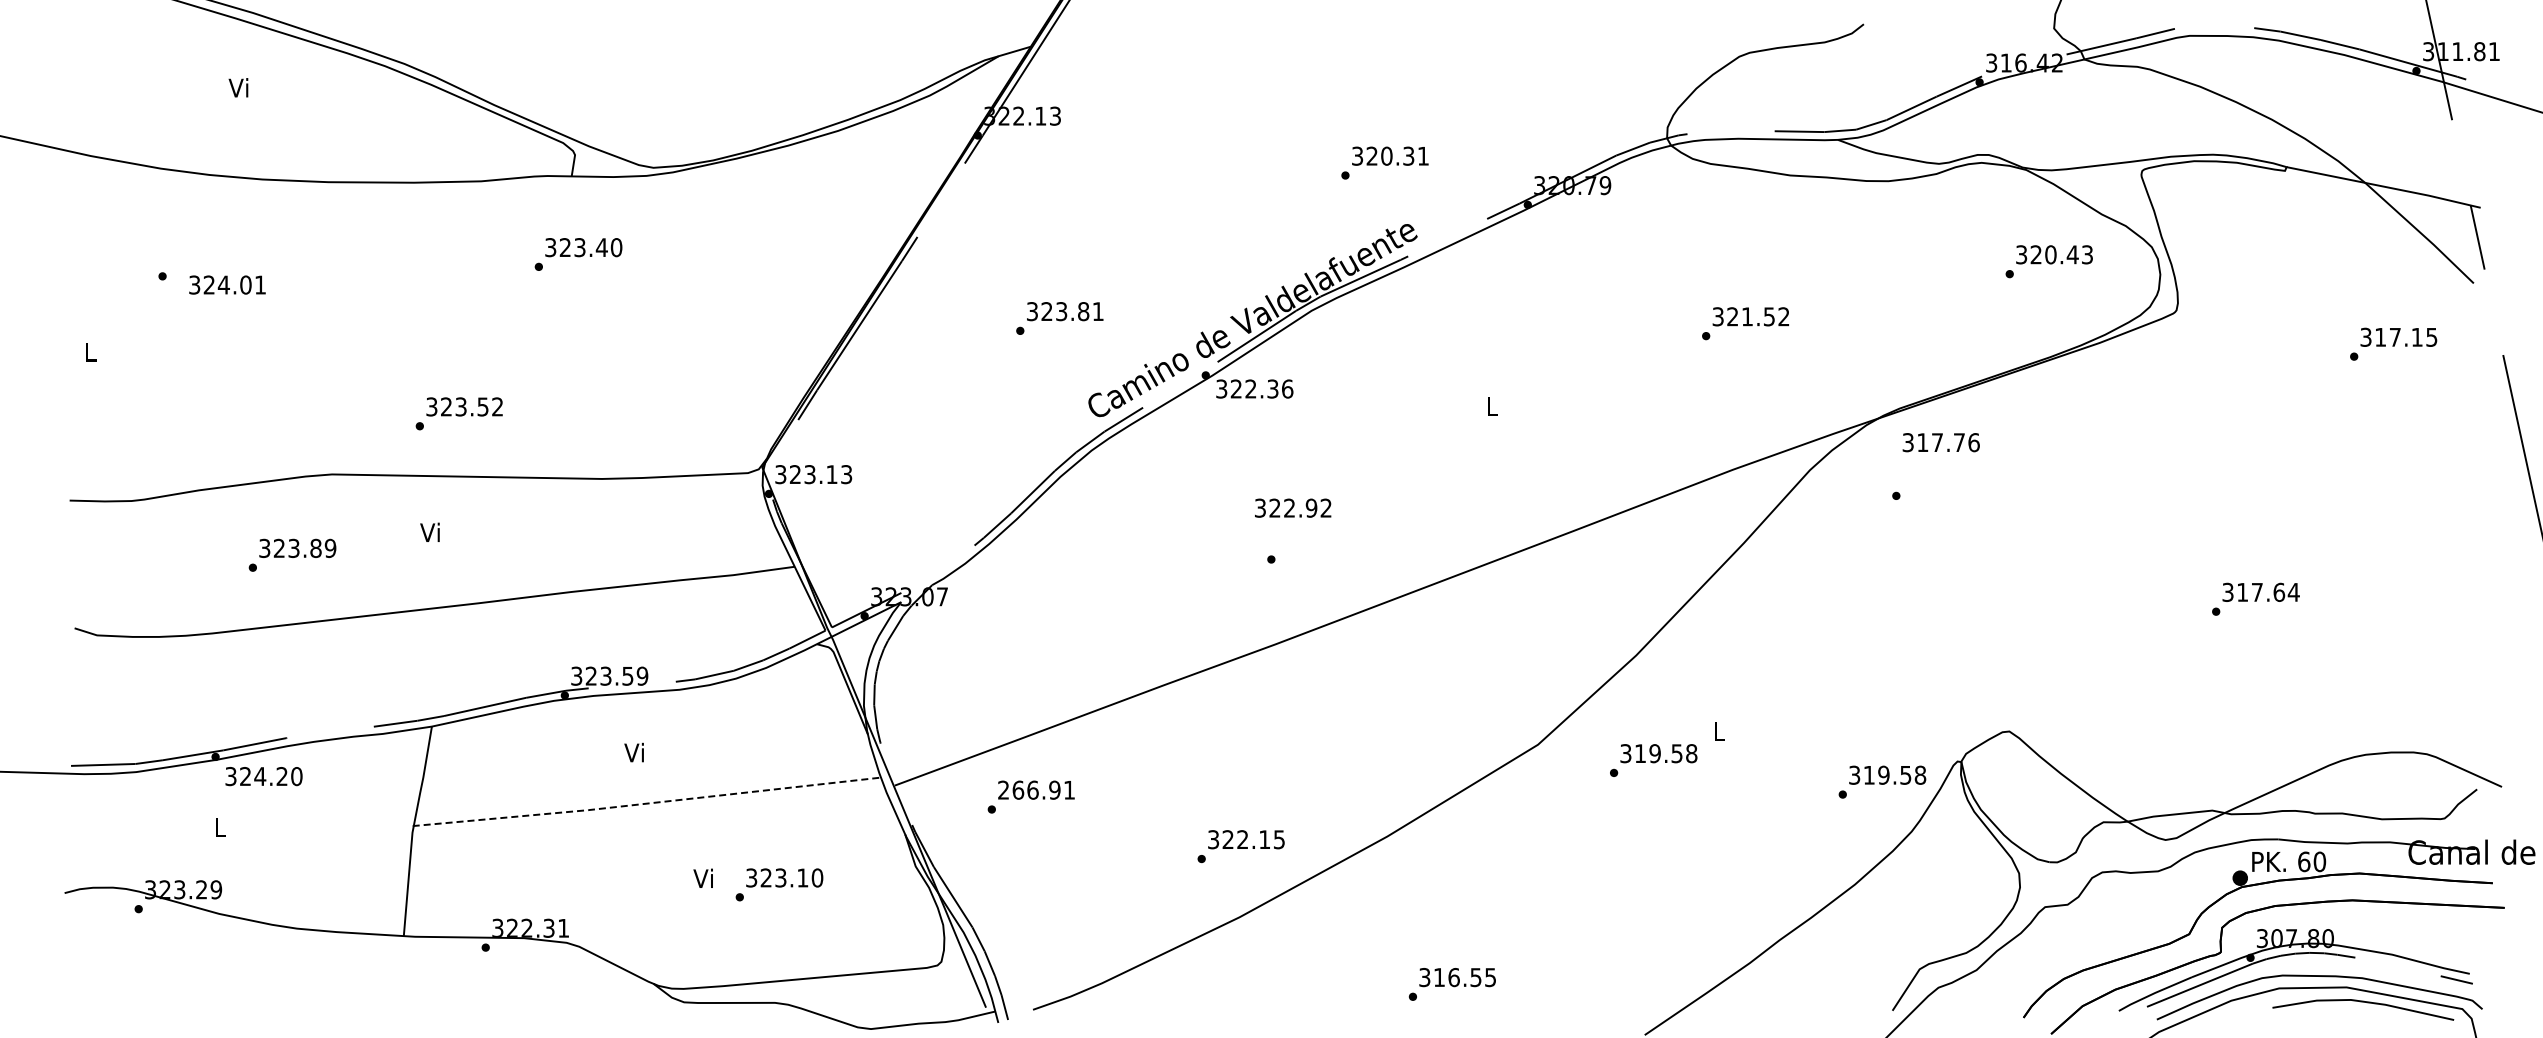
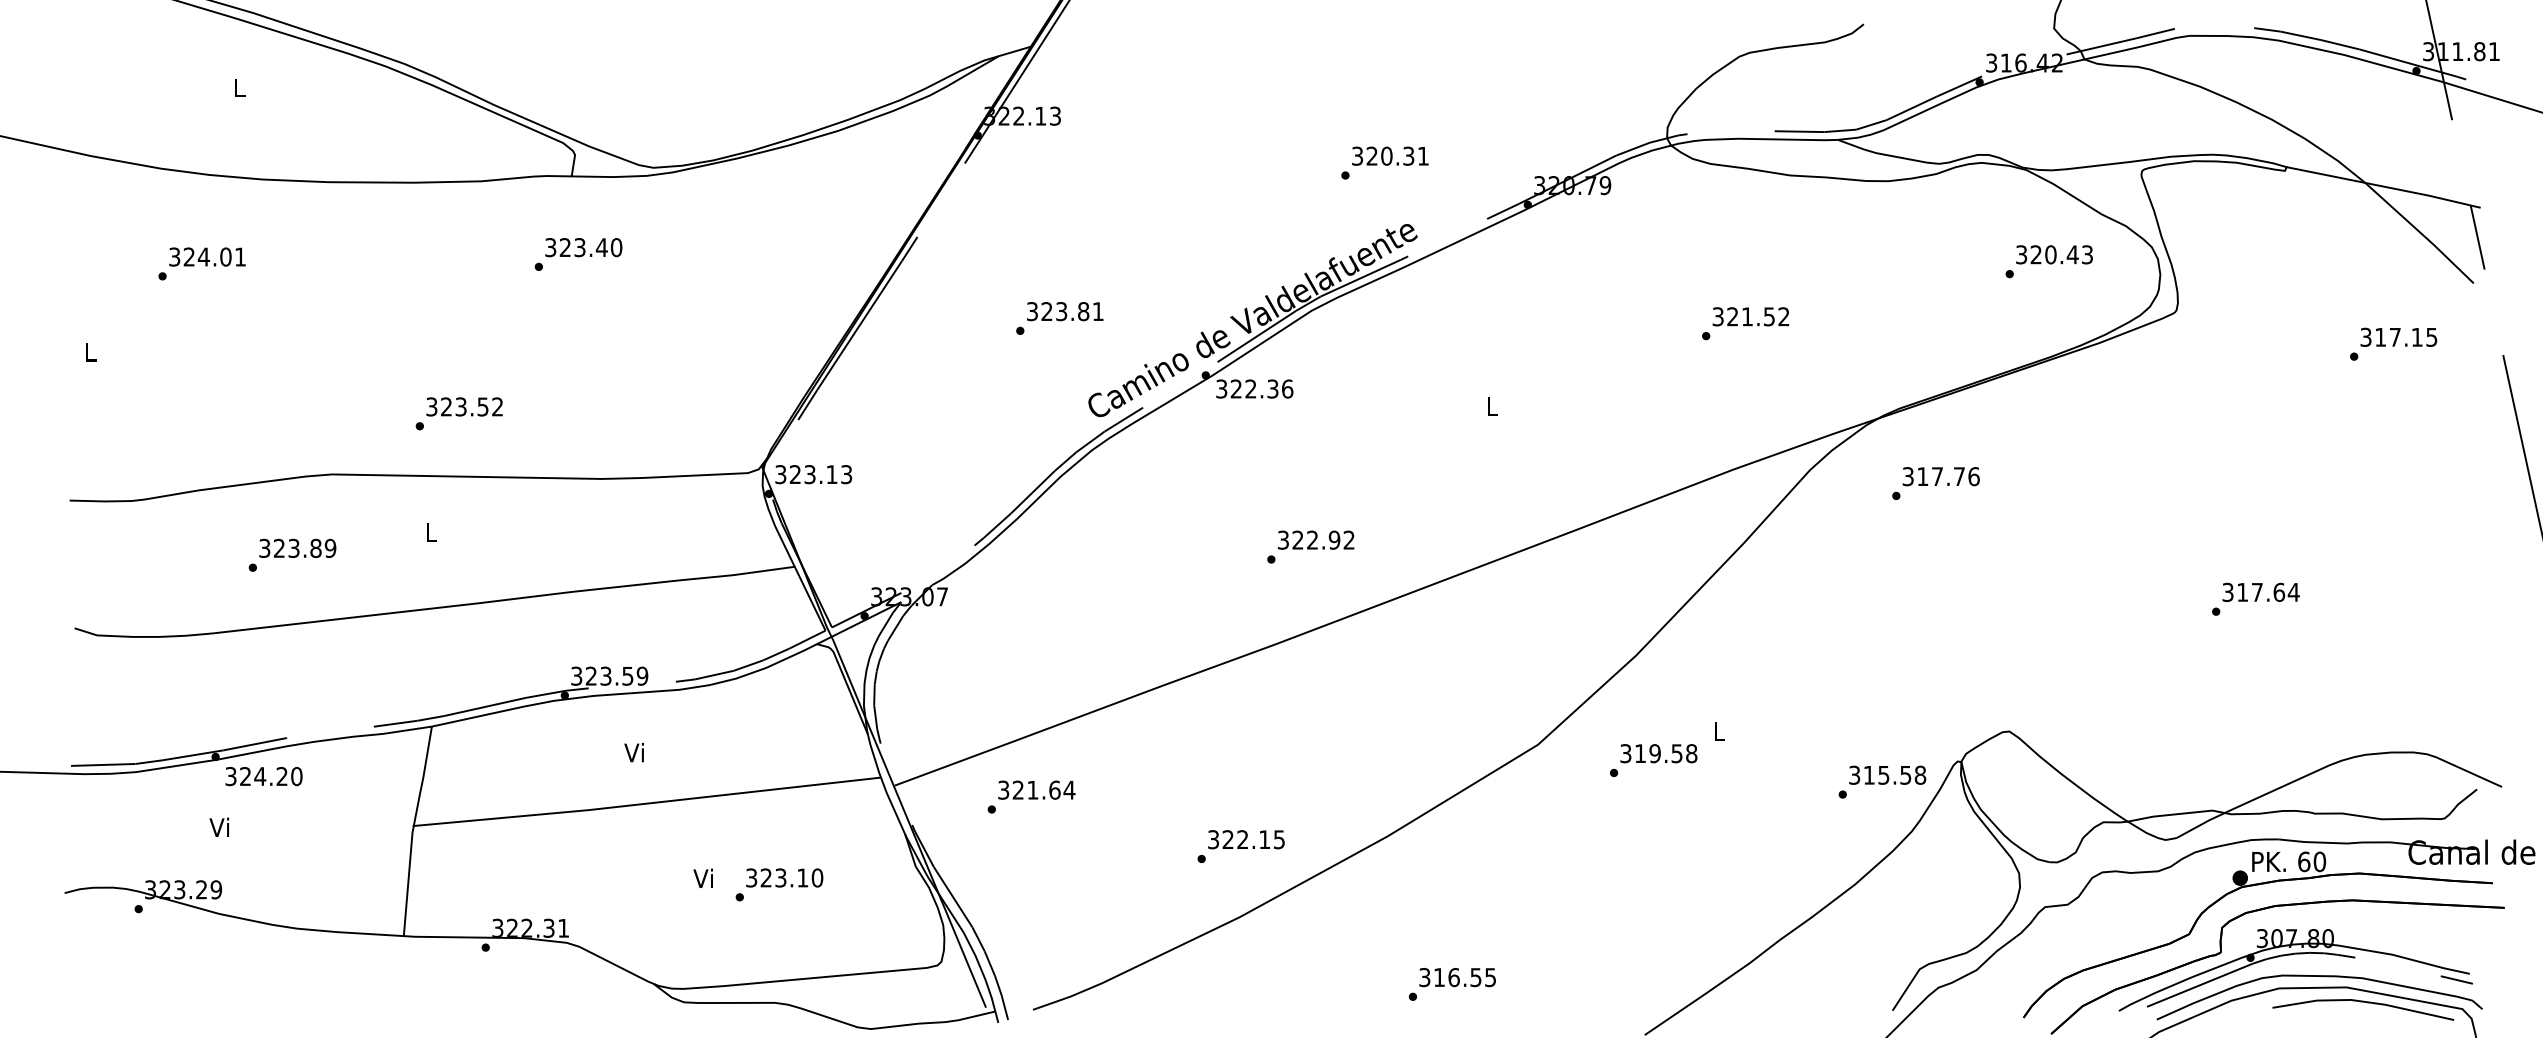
text: Vi -> L (238, 87)
text position: (227, 284) -> (207, 256) (207, 256)
text position: (1940, 442) -> (1940, 476) (1940, 476)
text position: (1293, 507) -> (1316, 539) (1316, 539)
text: Vi -> L (429, 531)
text: 319.58 -> 315.58 (1883, 774)
text: 266.91 -> 321.64 (1036, 789)
line: dashed -> solid (646, 803)
text: L -> Vi (219, 826)
